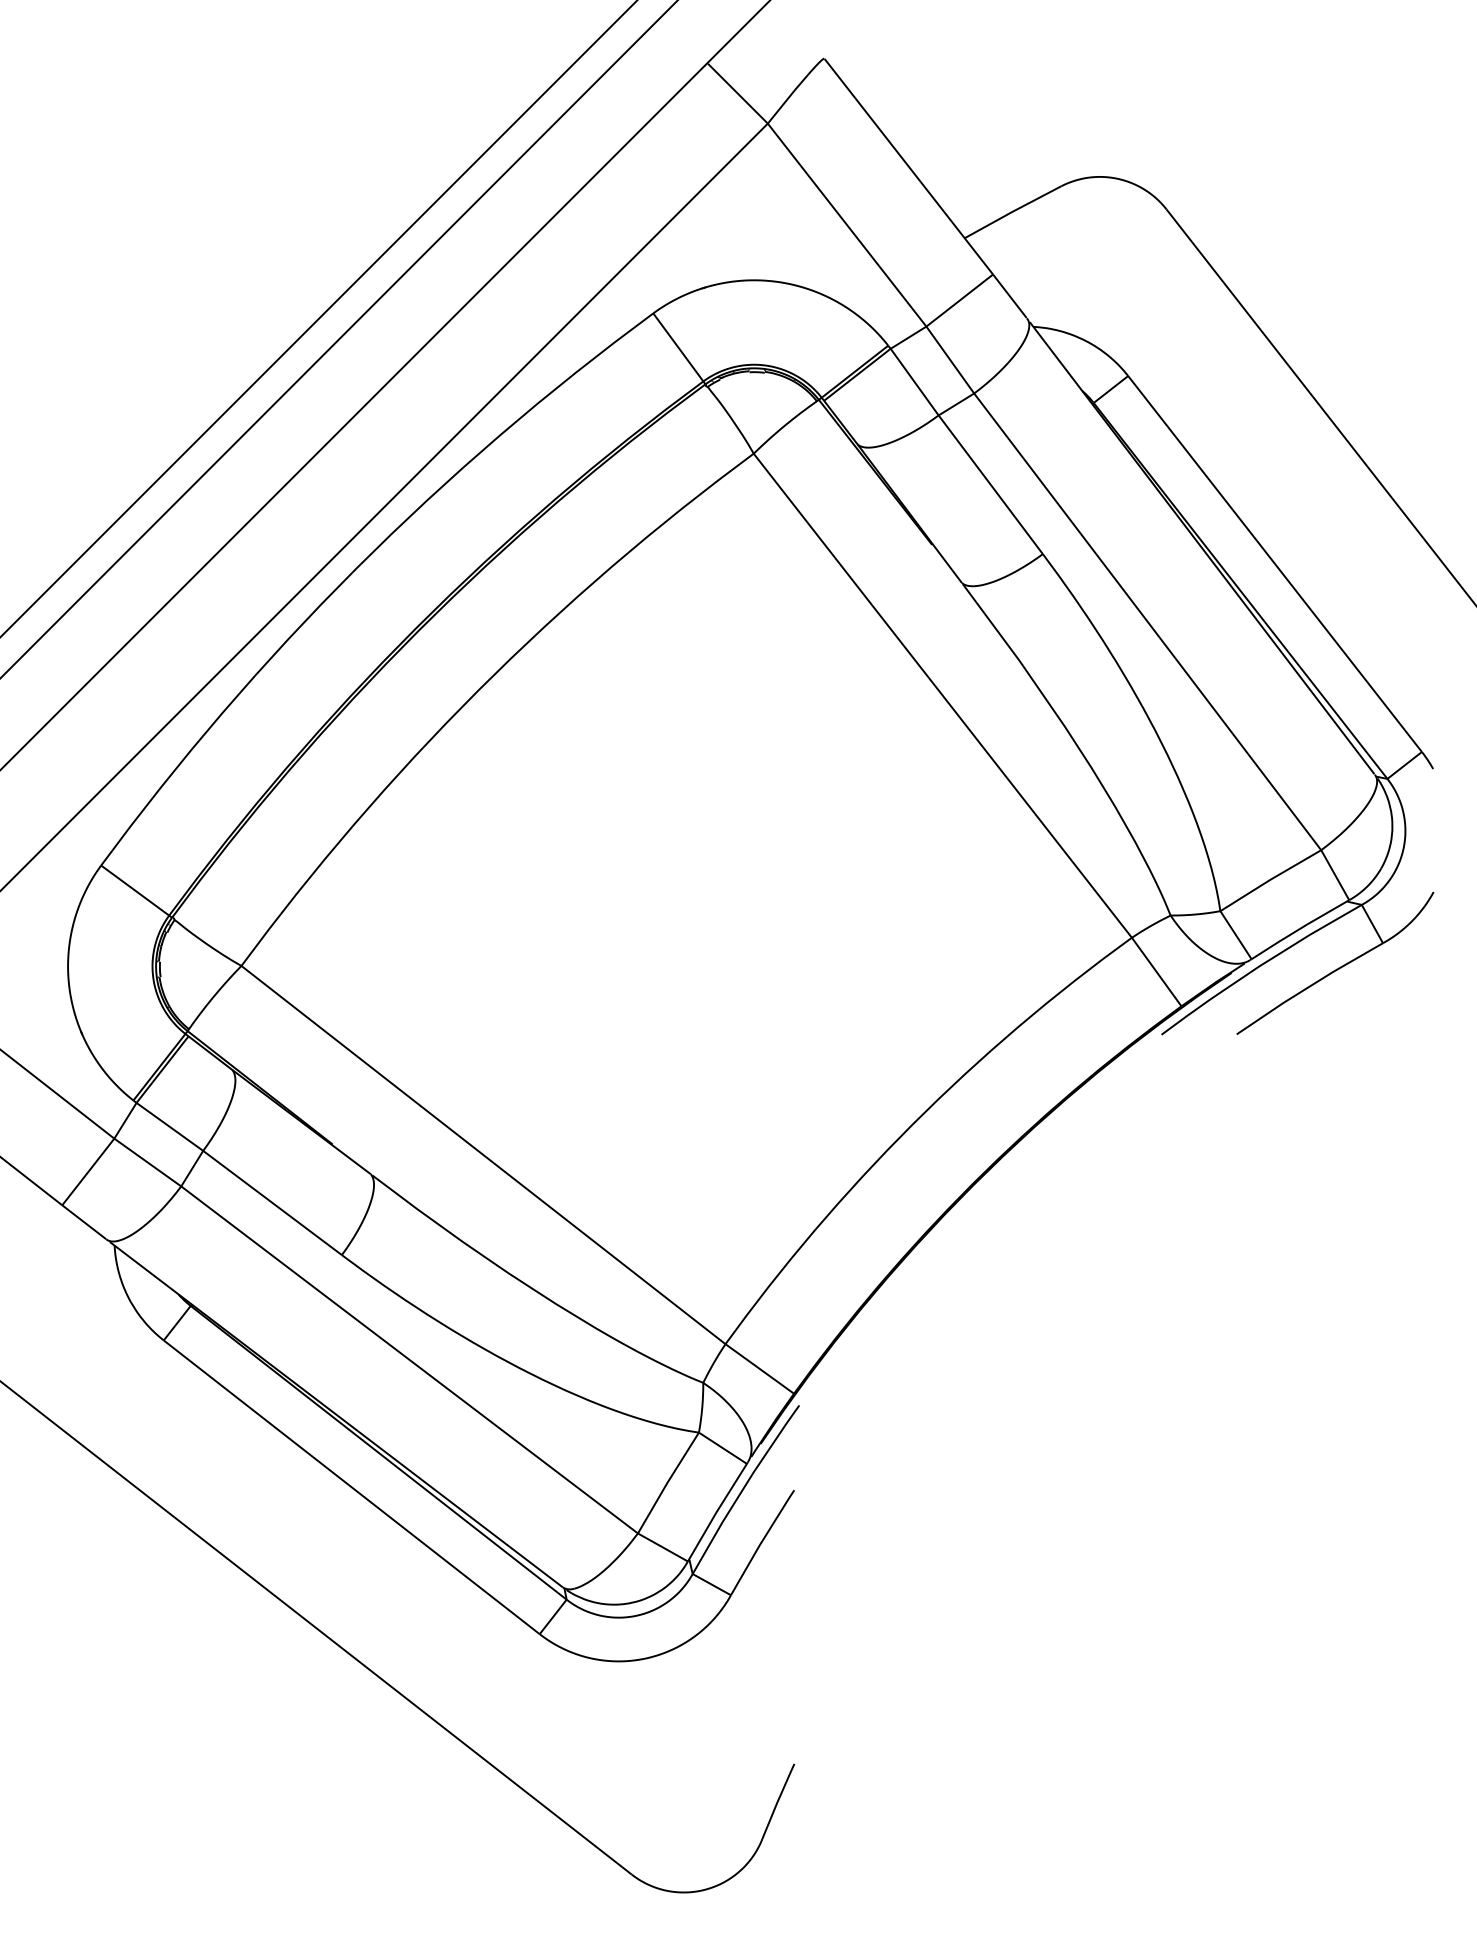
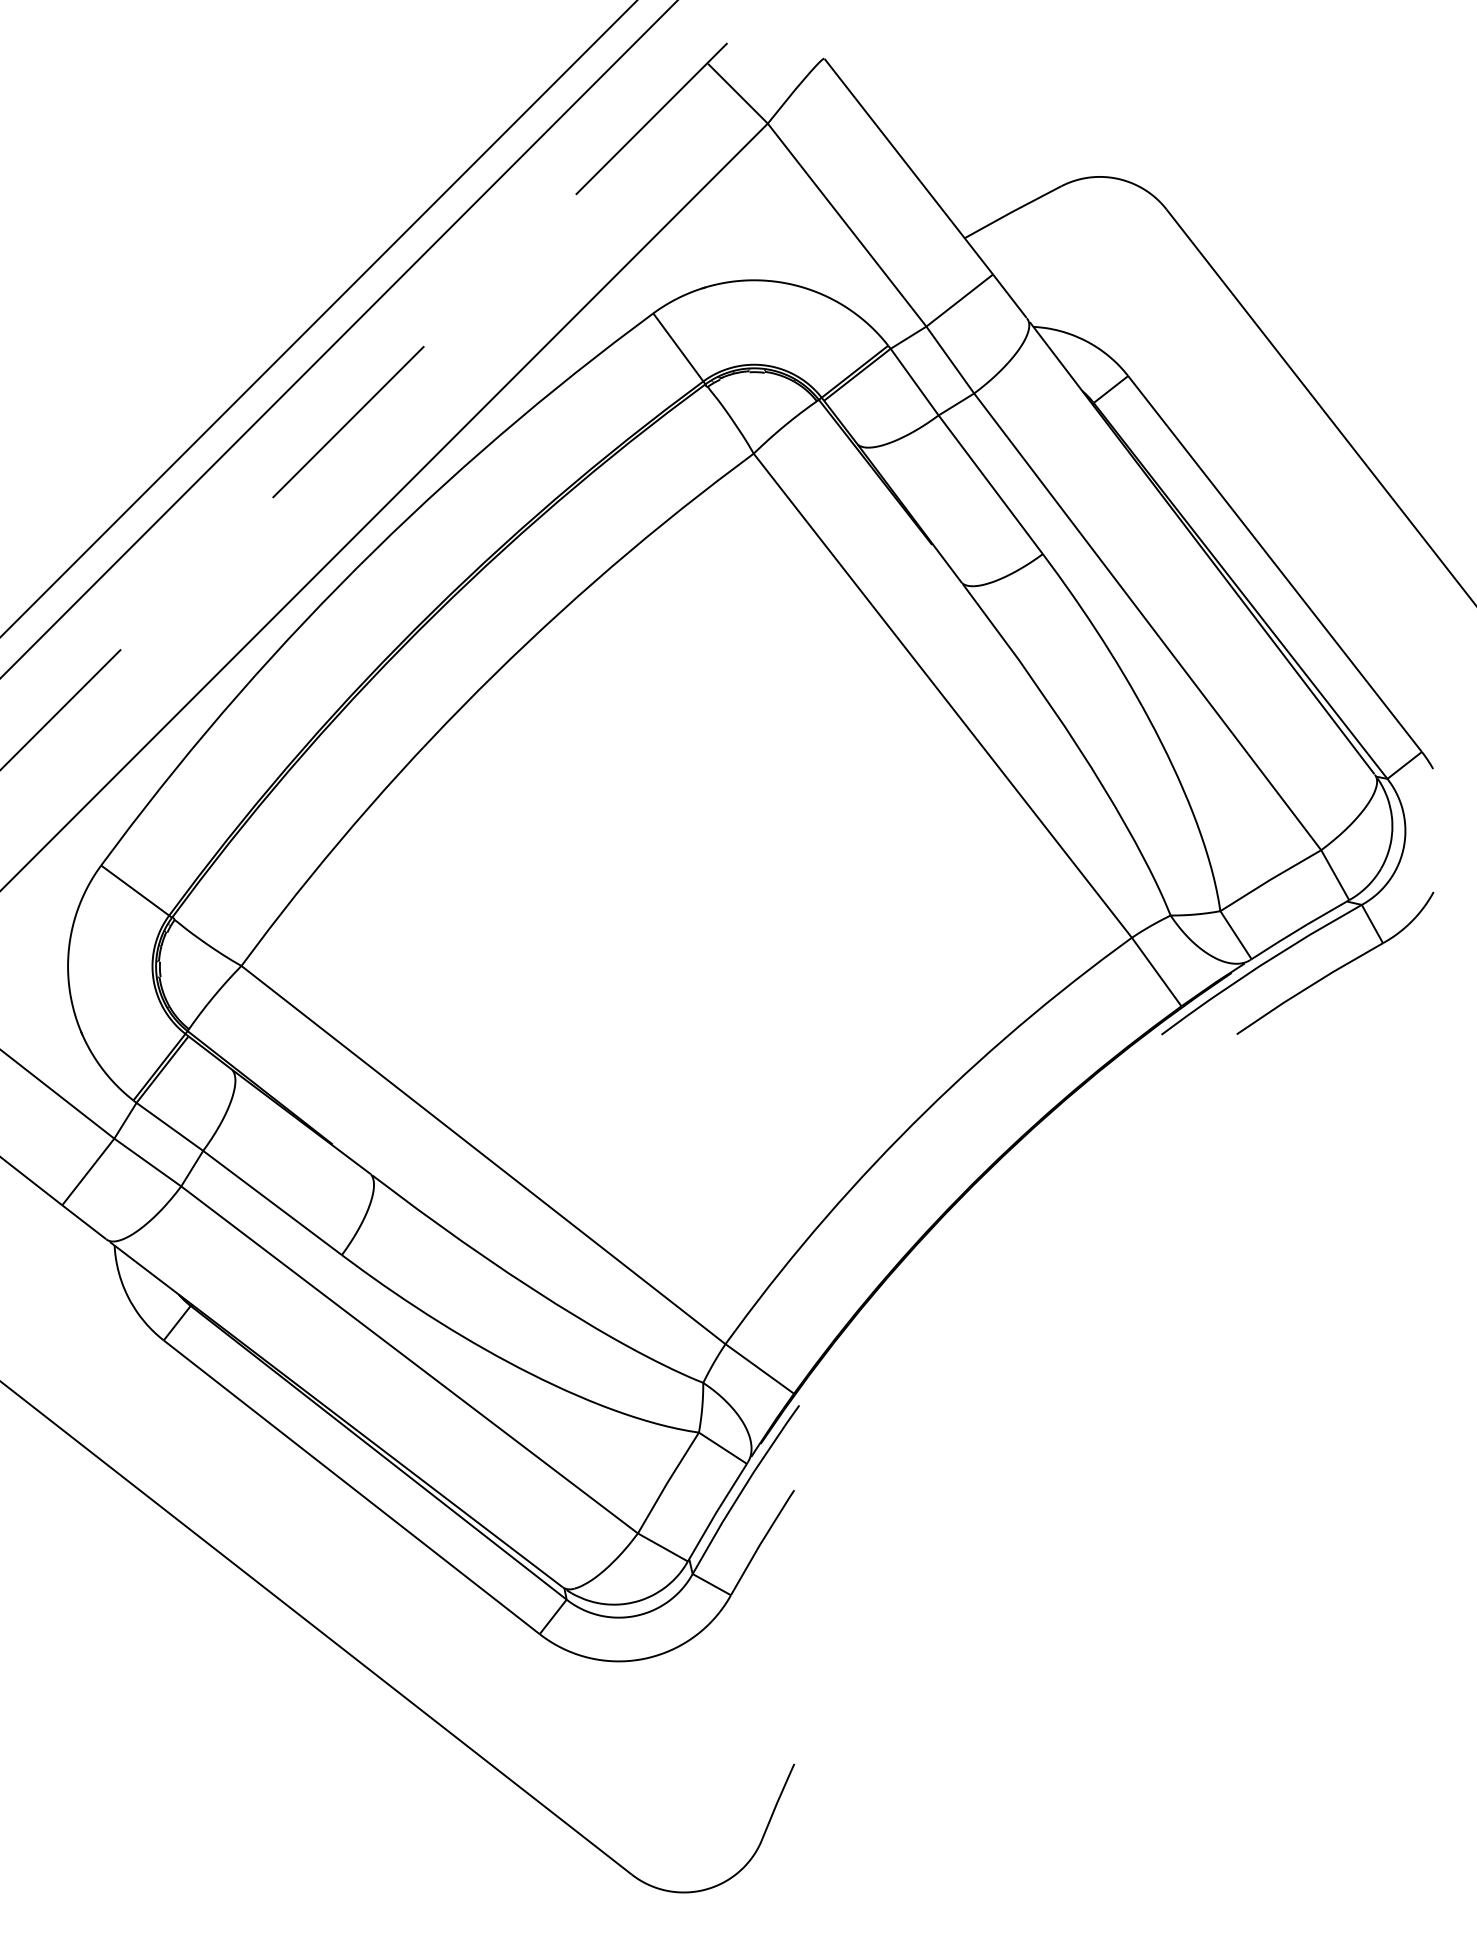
line: solid -> dashed (385, 385)
